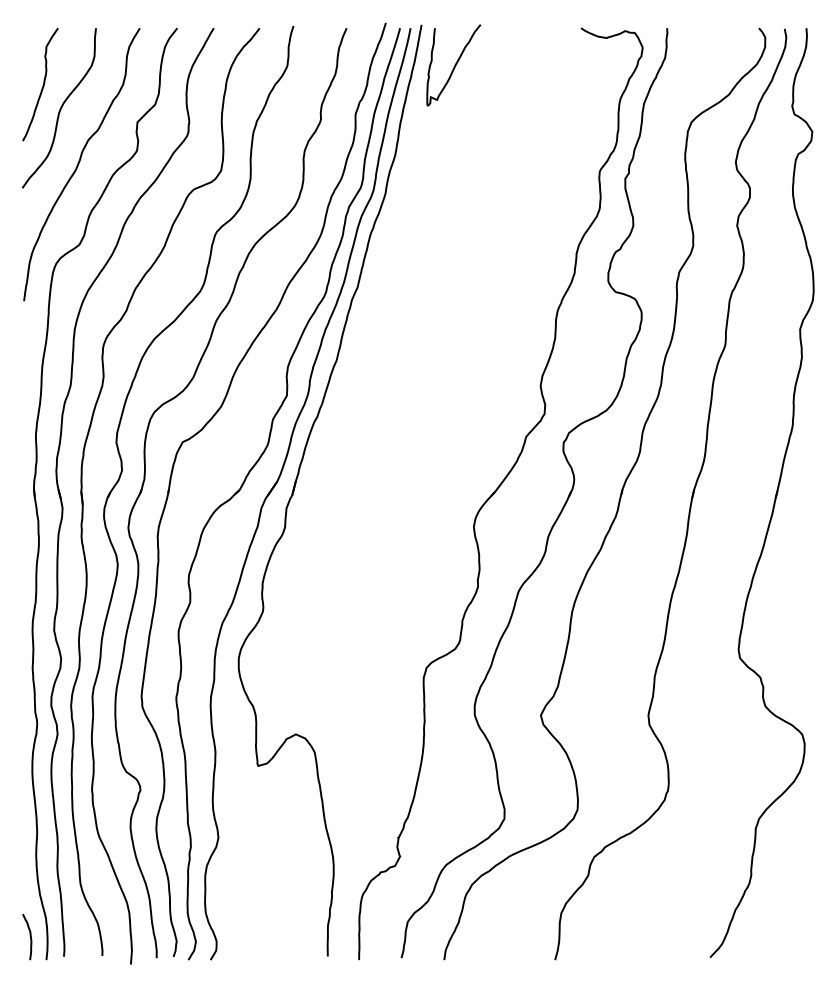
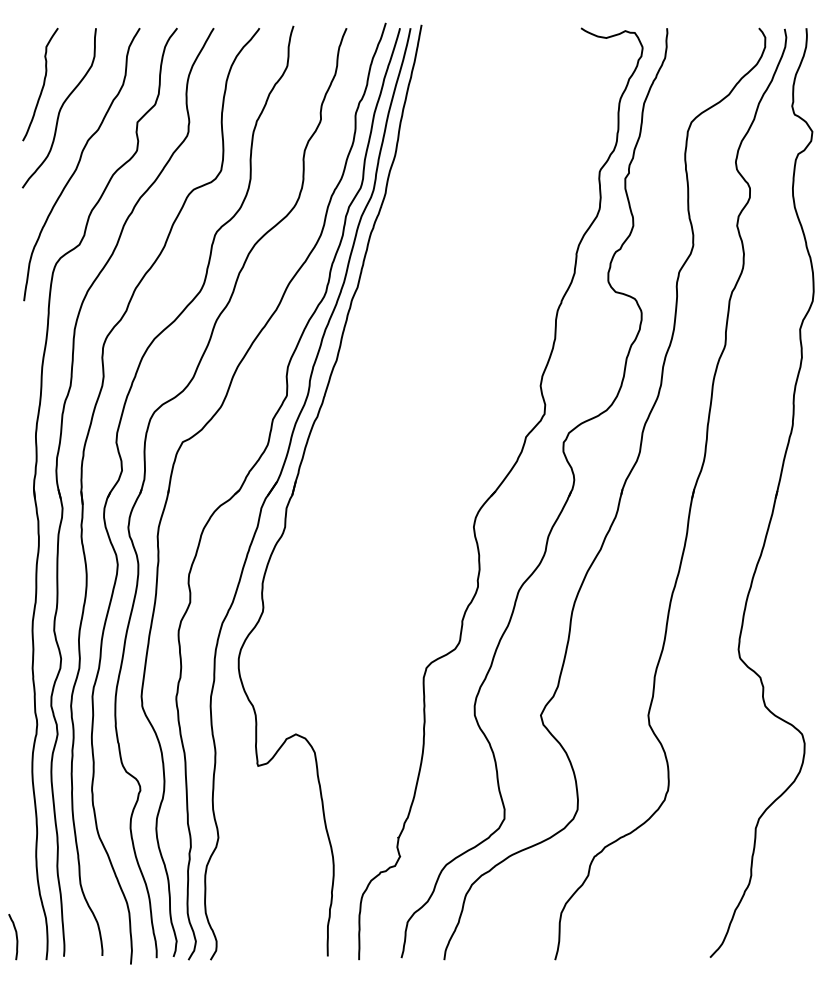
curve: present -> none (454, 65)
curve position: (29, 935) -> (15, 935) (15, 935)
